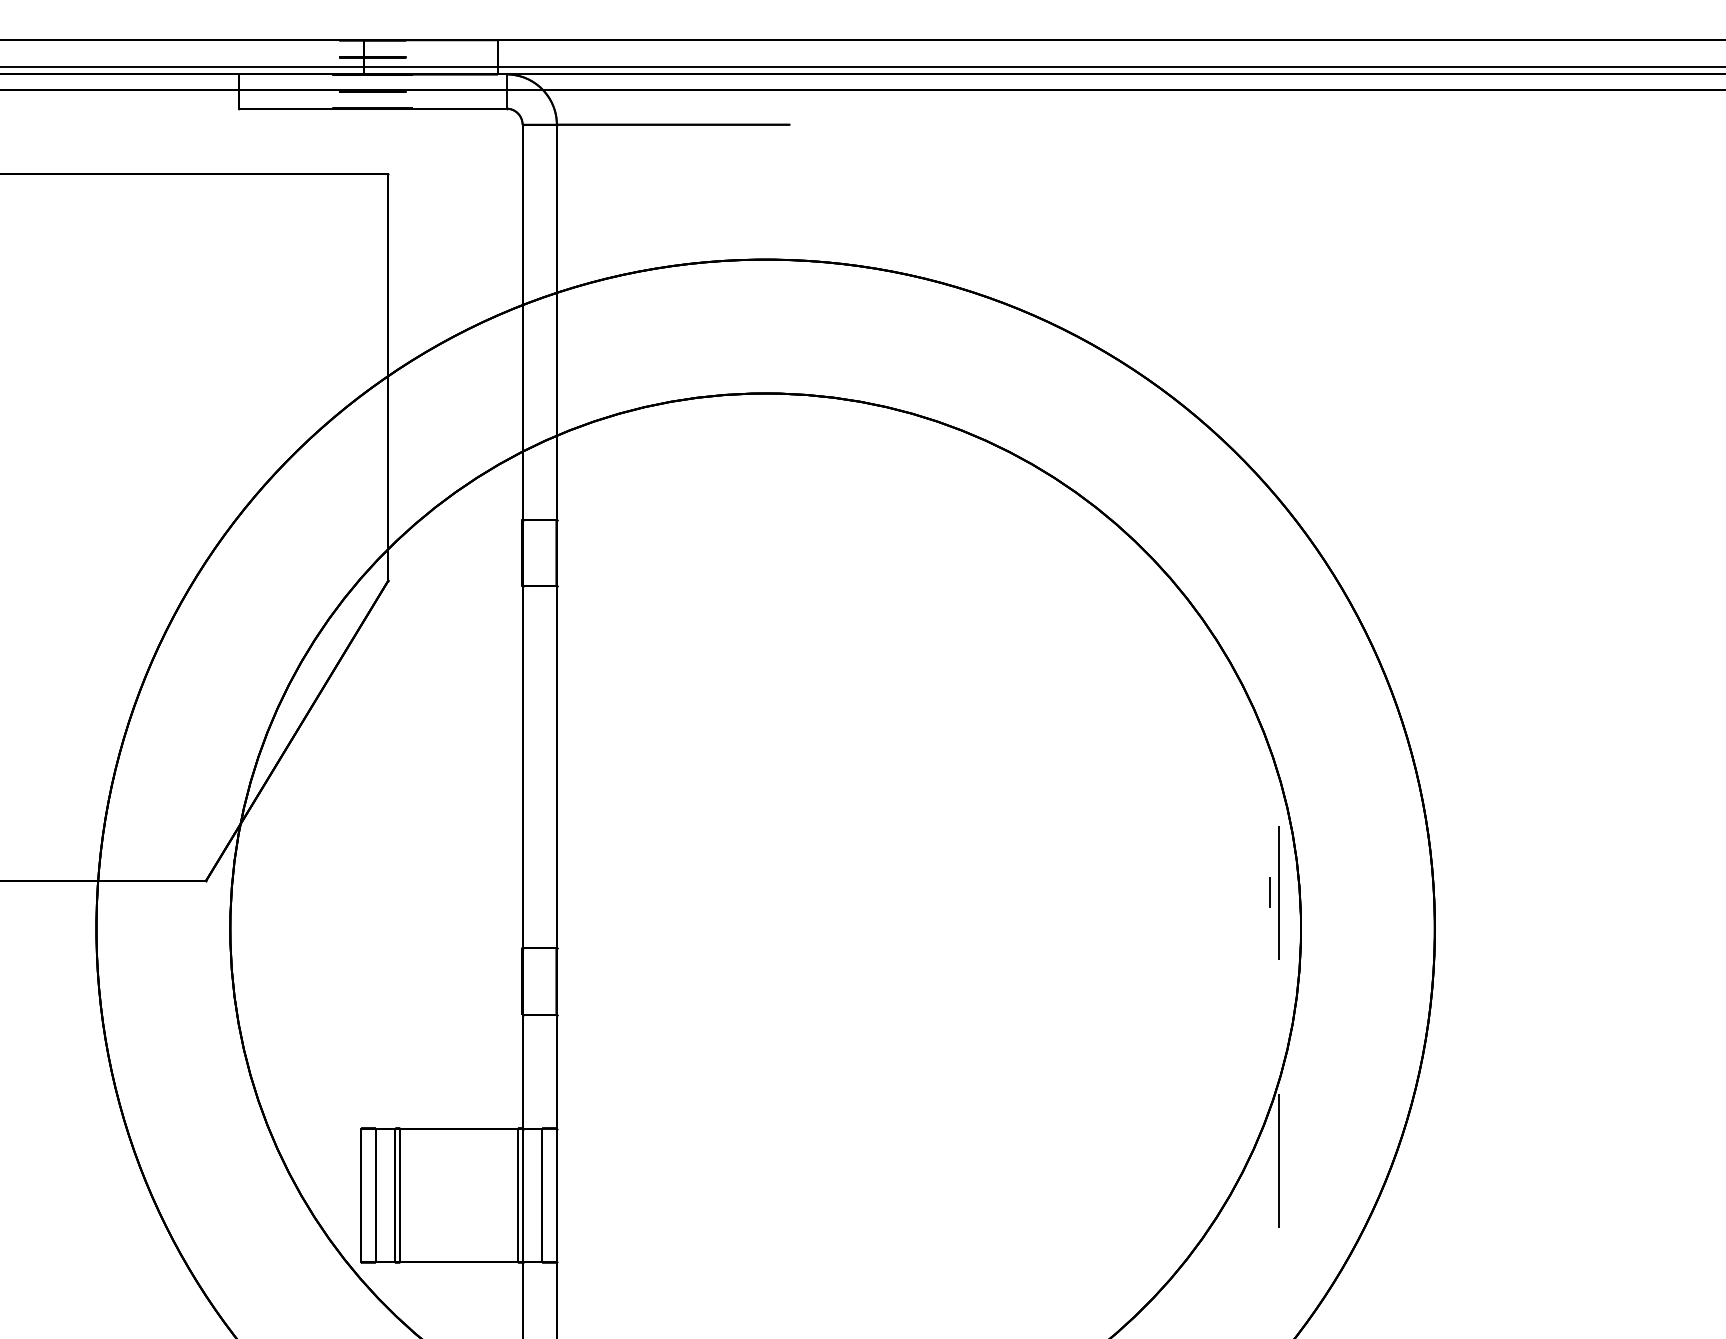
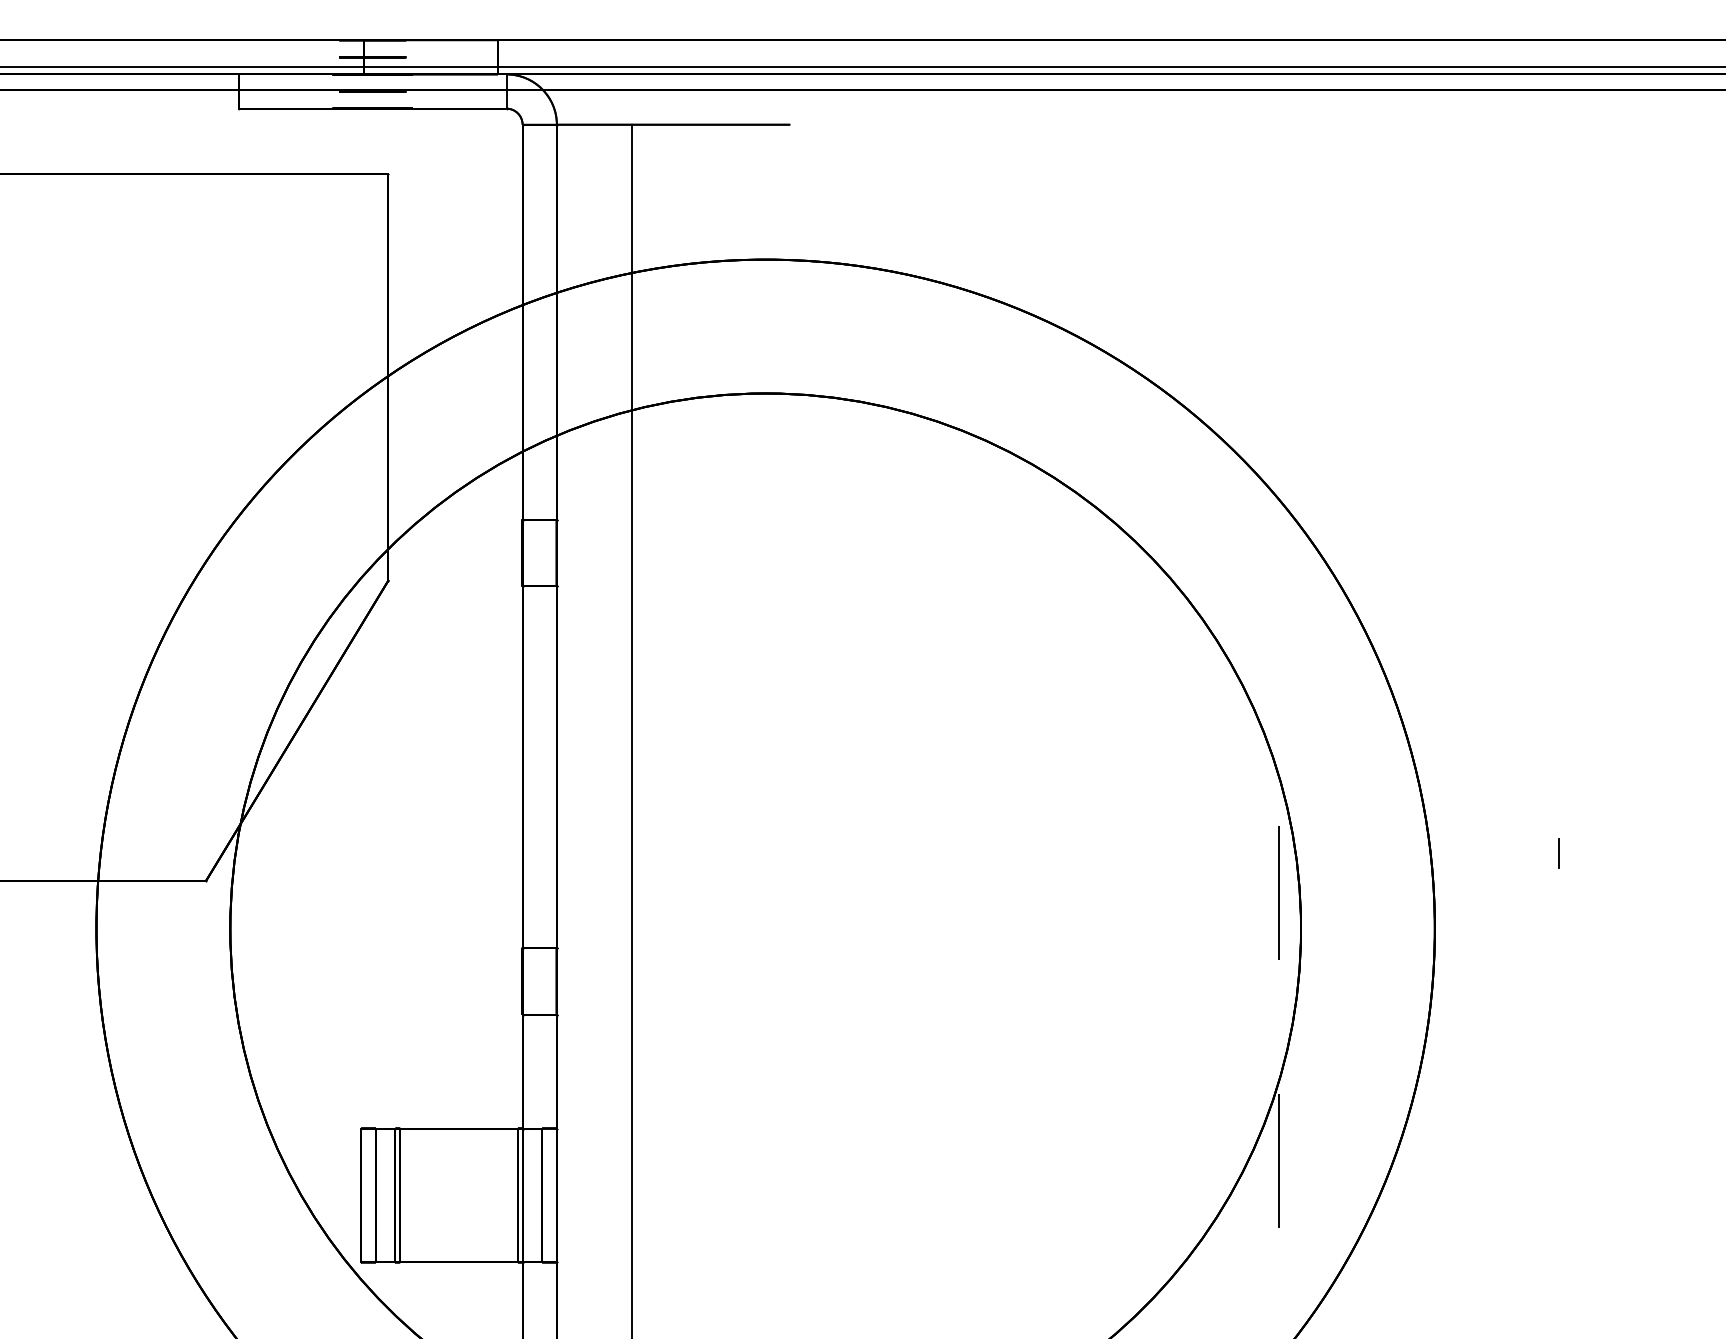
line: none -> present (631, 729)
line position: (1269, 892) -> (1558, 853) (1558, 853)
